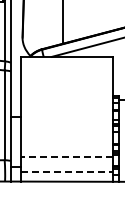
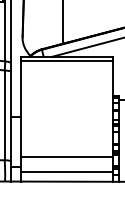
line: none -> present (67, 61)
line: dashed -> solid (67, 157)
line: dashed -> solid (67, 171)
